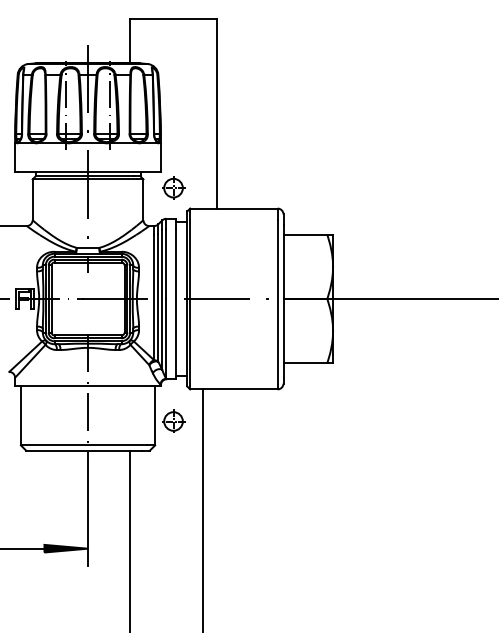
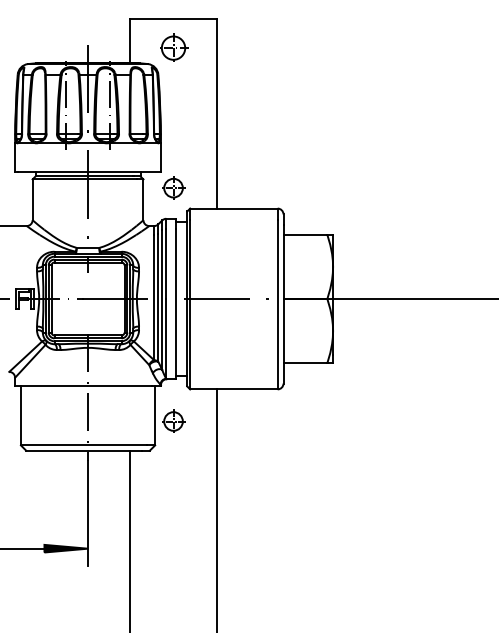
part: none -> present (174, 47)
line position: (203, 509) -> (217, 509) (217, 509)
